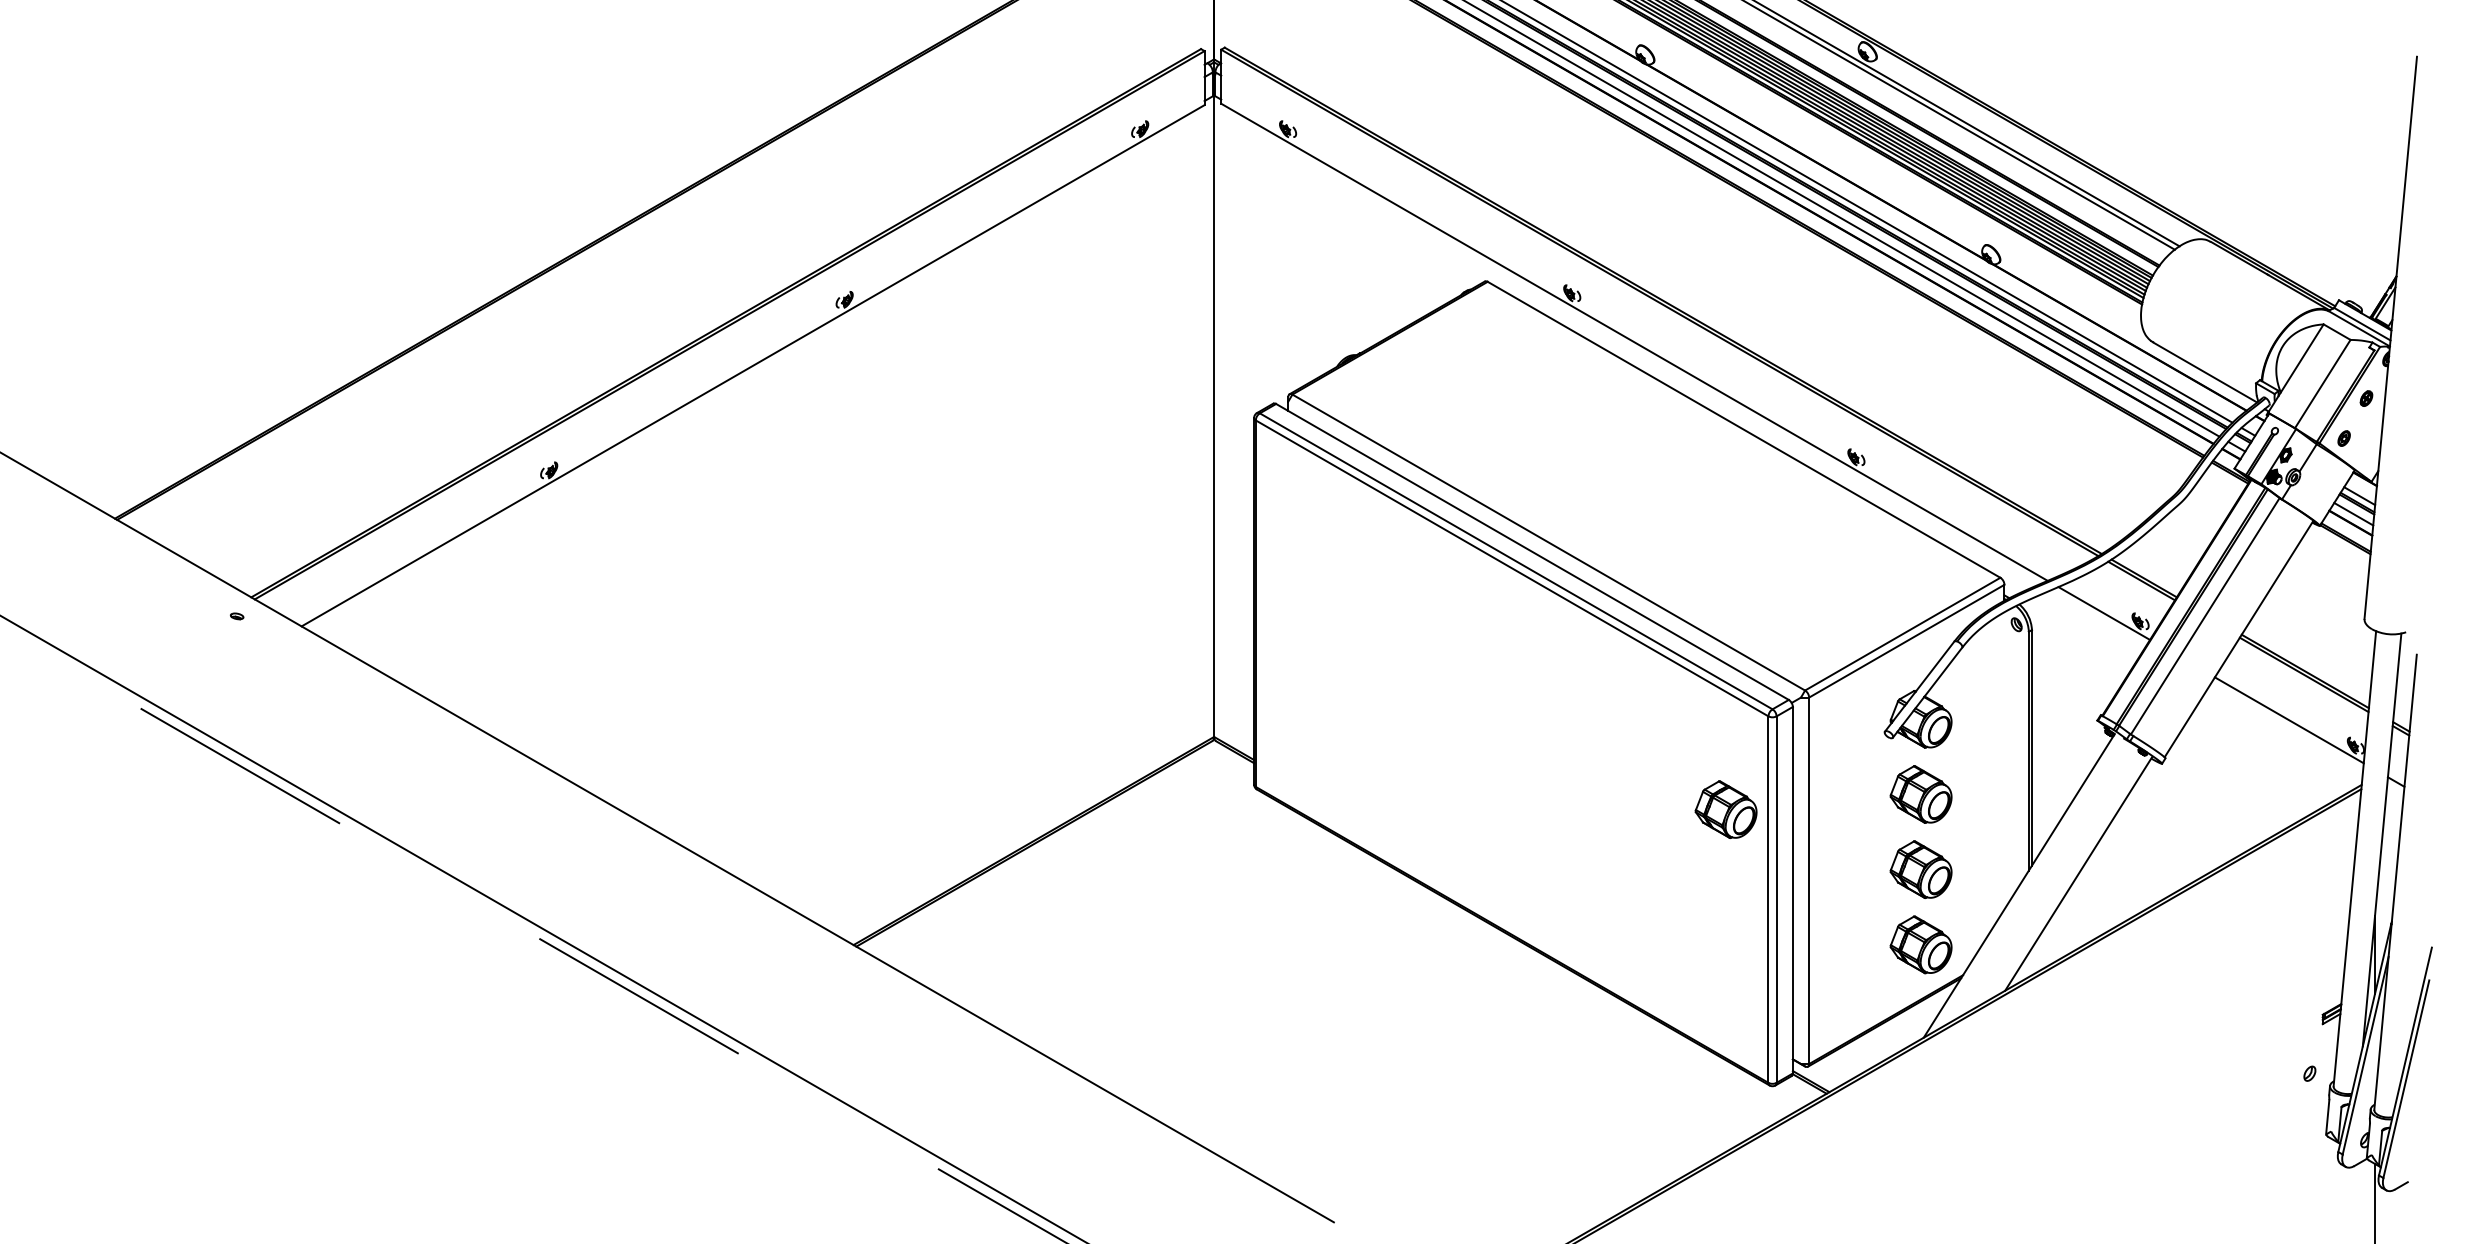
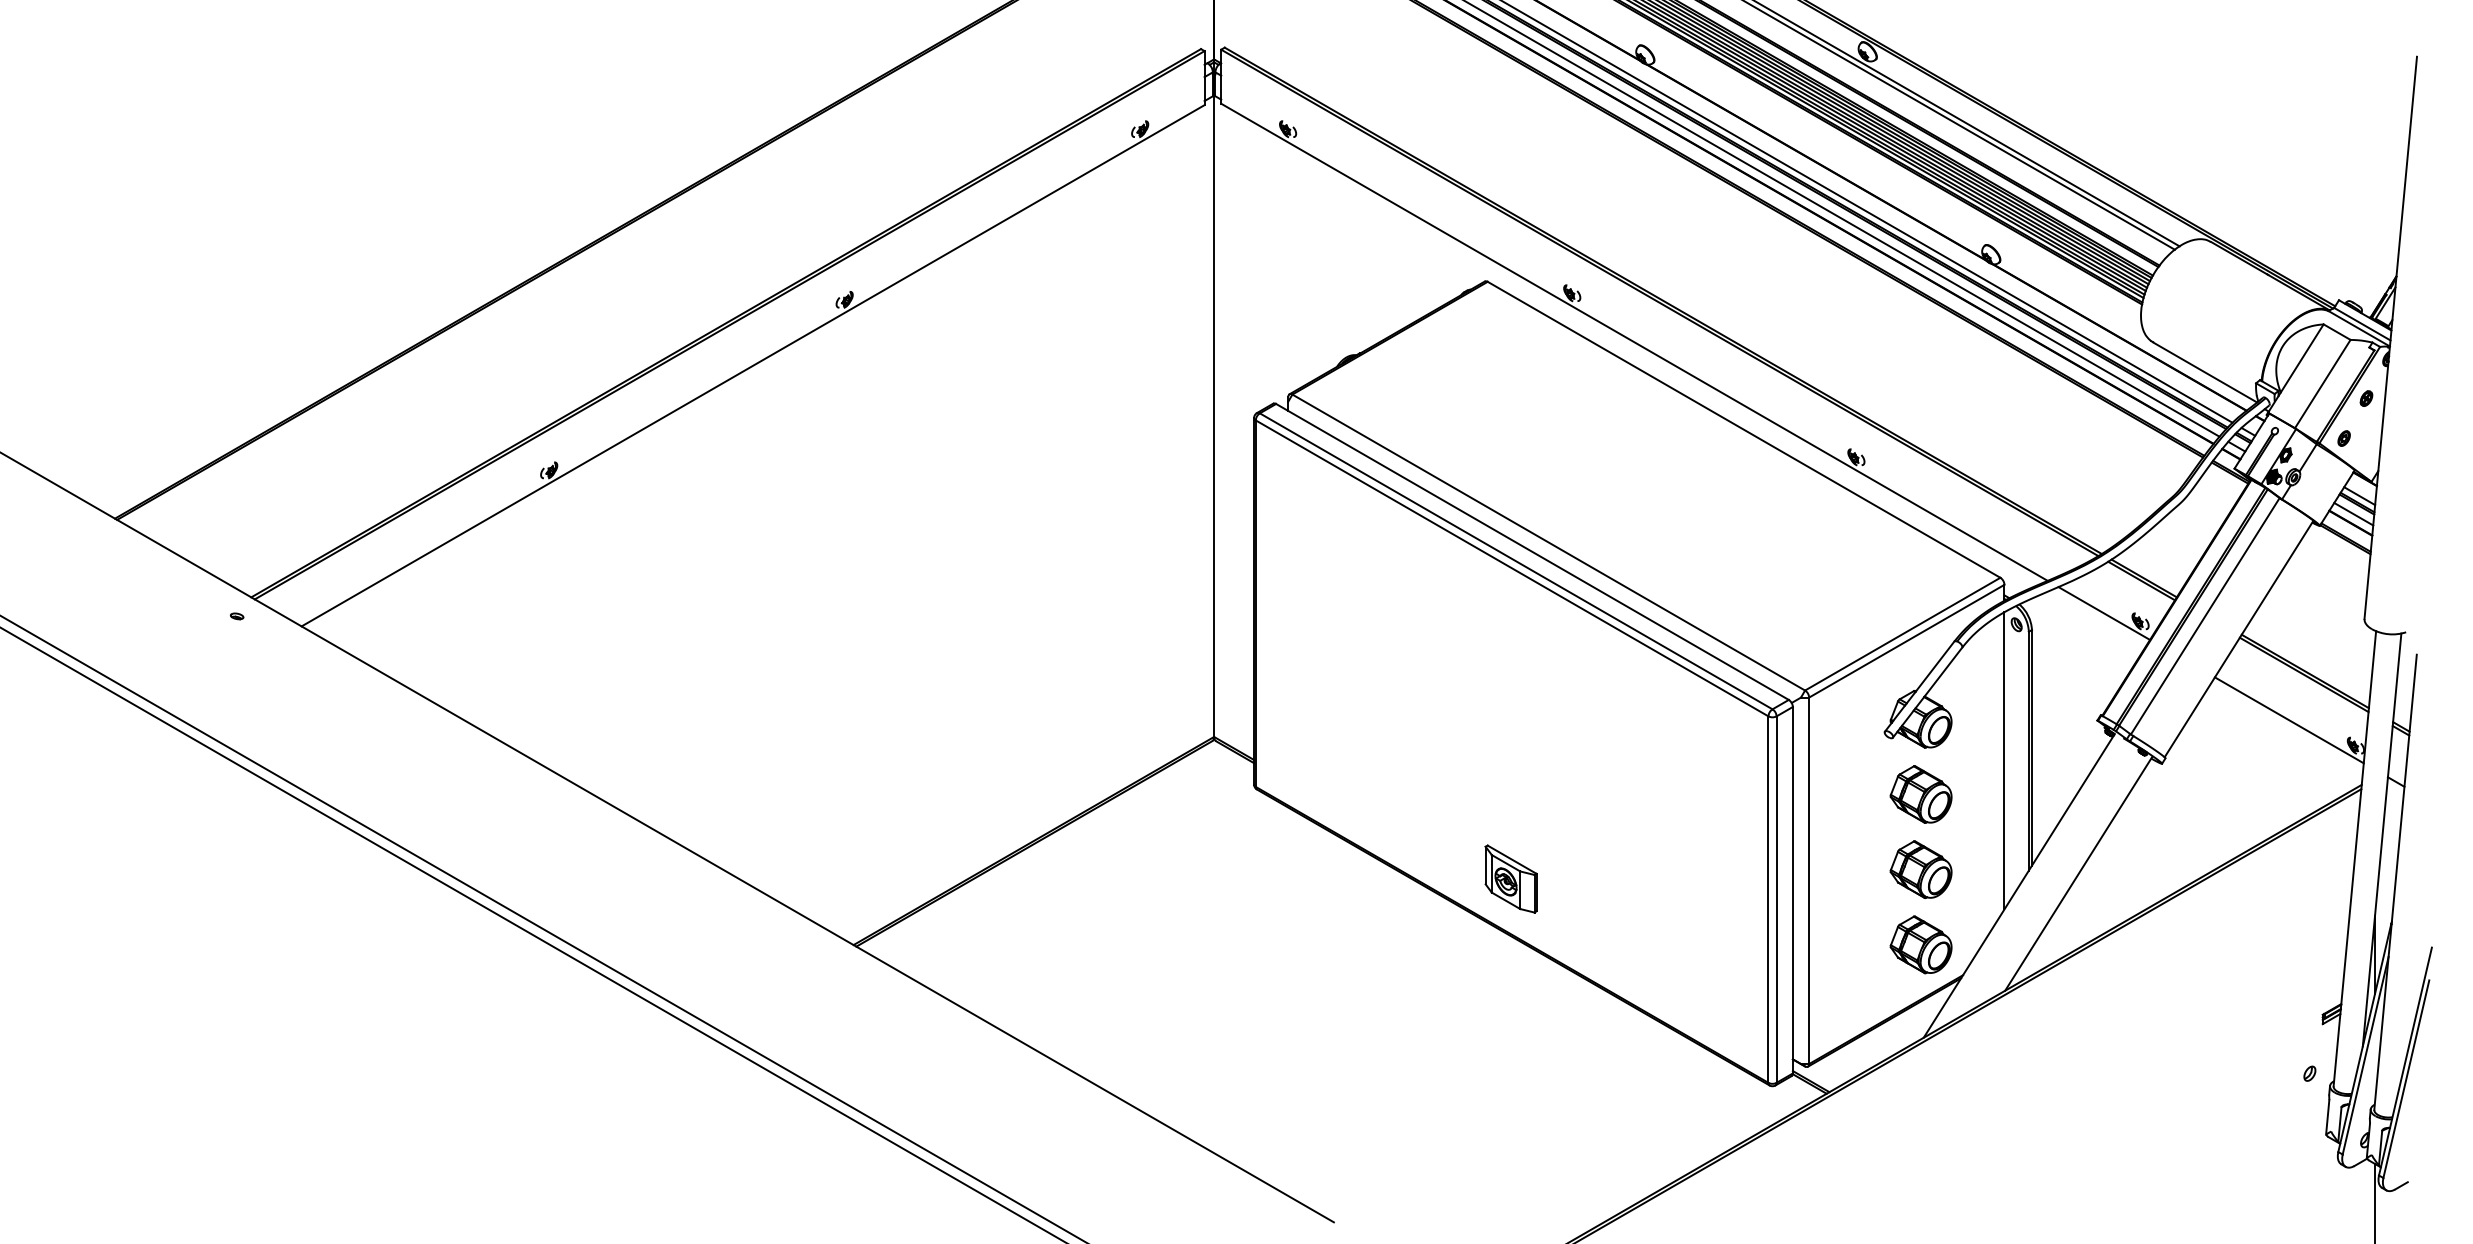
line: none -> present (2004, 760)
part: present -> none (1725, 809)
part: none -> present (1510, 878)
line: dashed -> solid (533, 935)
